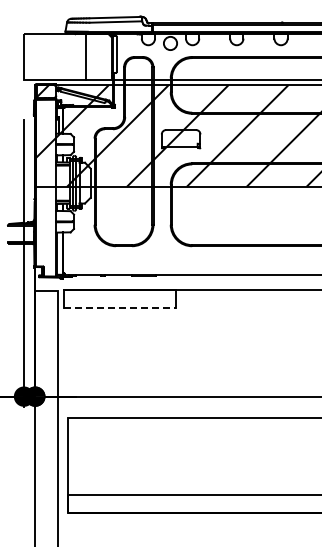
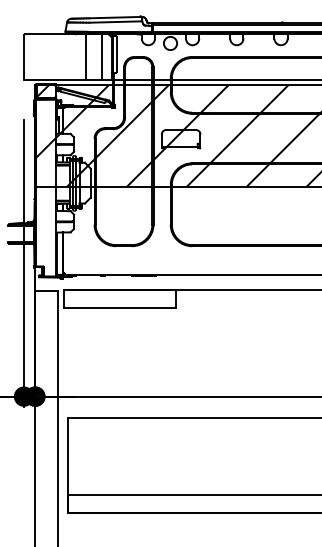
line: none -> present (101, 56)
line: dashed -> solid (120, 307)
